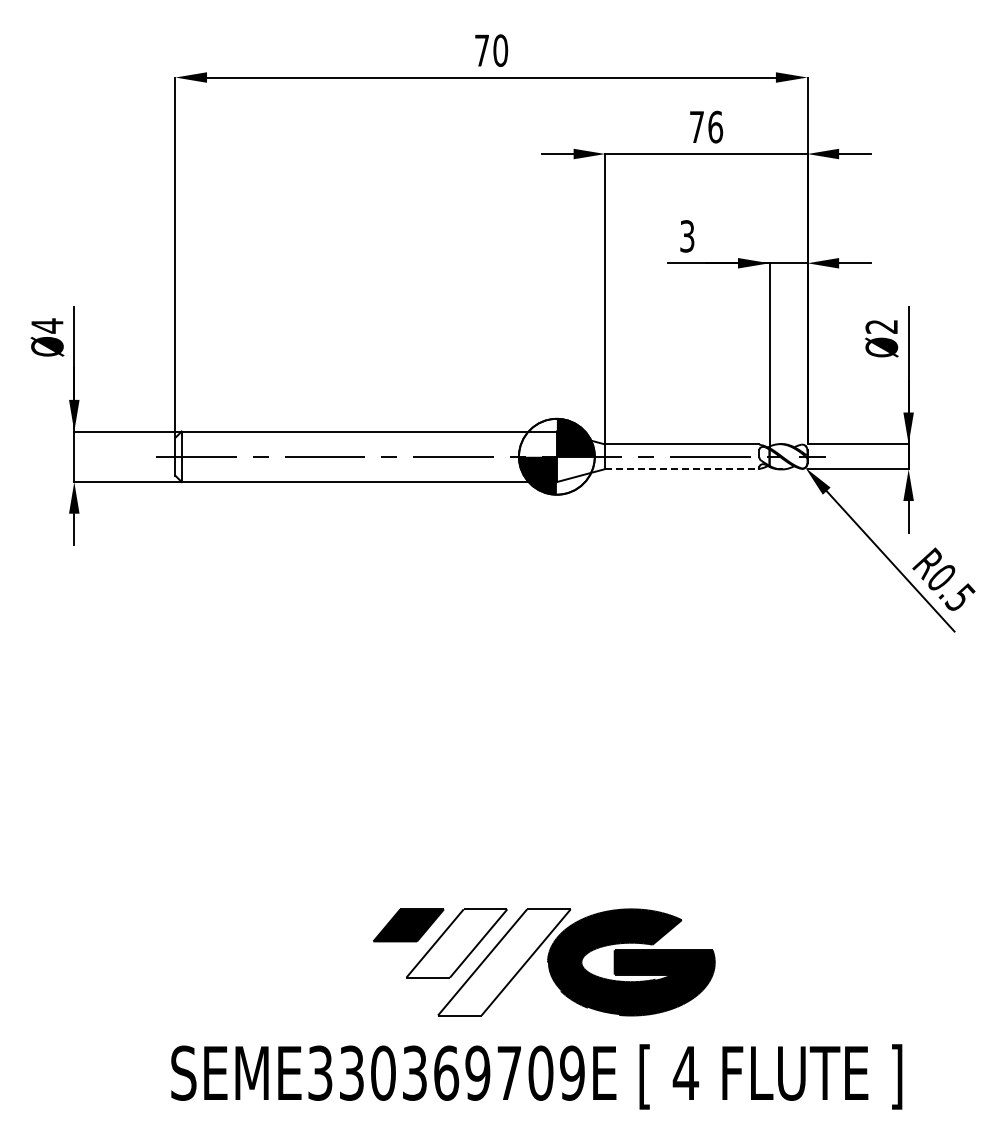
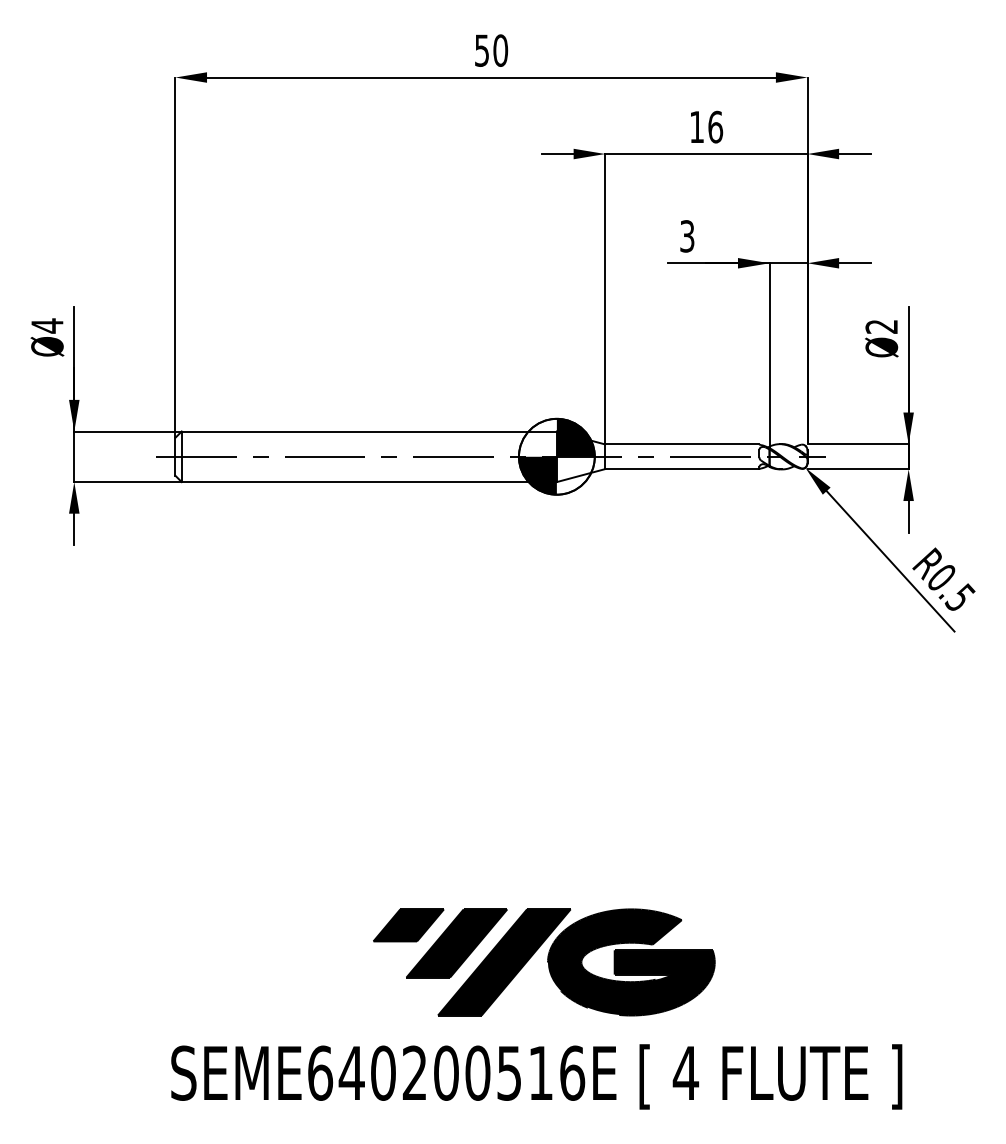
text: 70 -> 50 (481, 50)
text: 76 -> 16 (696, 126)
line: dashed -> solid (682, 469)
fill: none -> present (456, 943)
fill: none -> present (504, 962)
text: SEME330369709E -> SEME640200516E (446, 1072)
